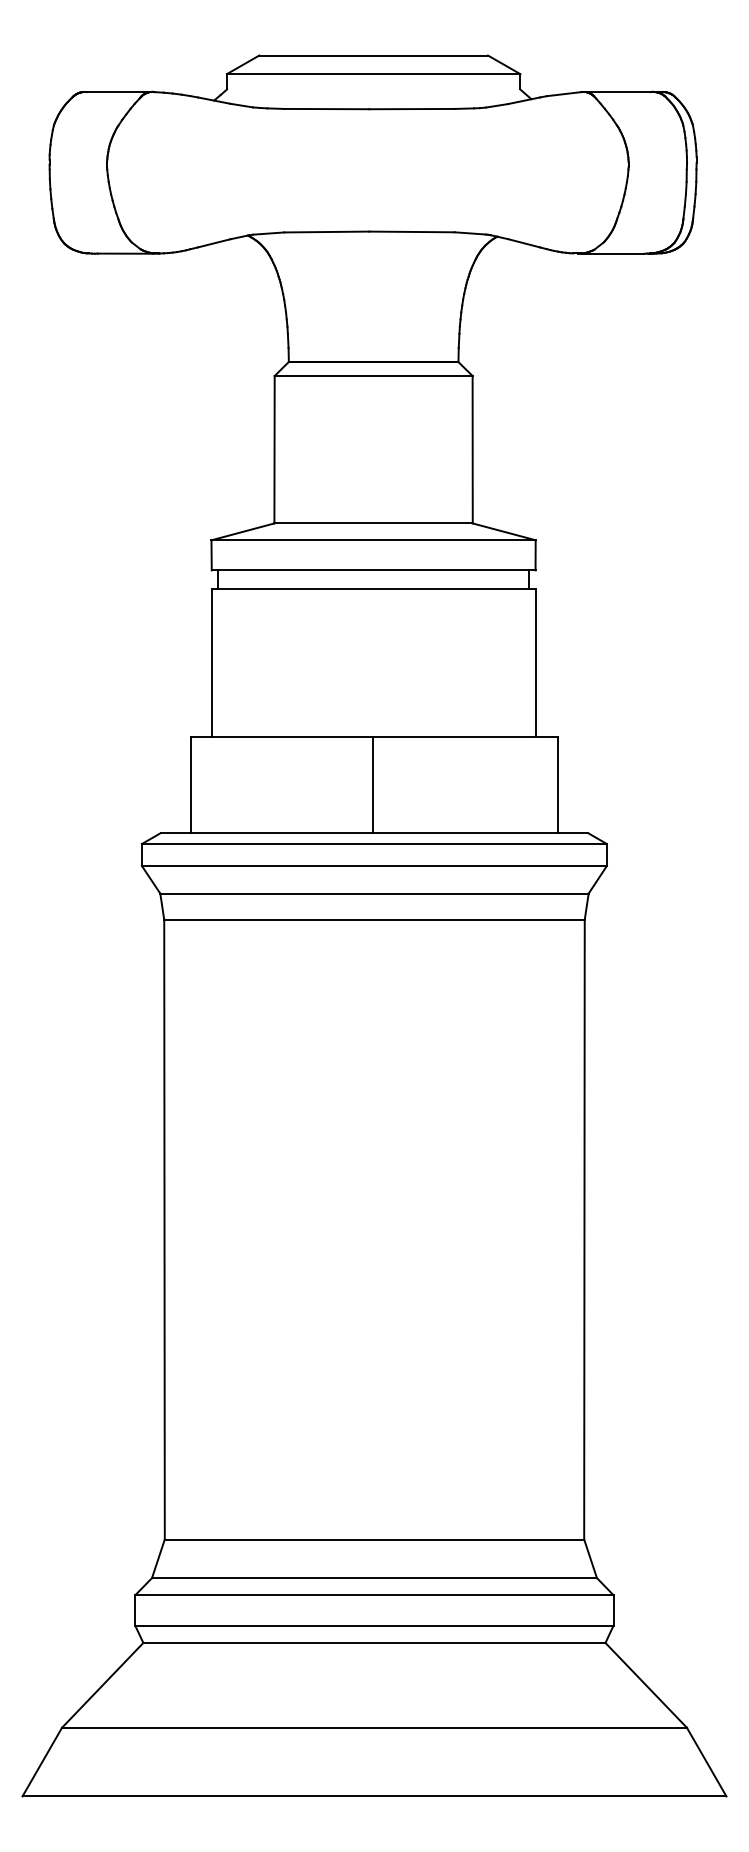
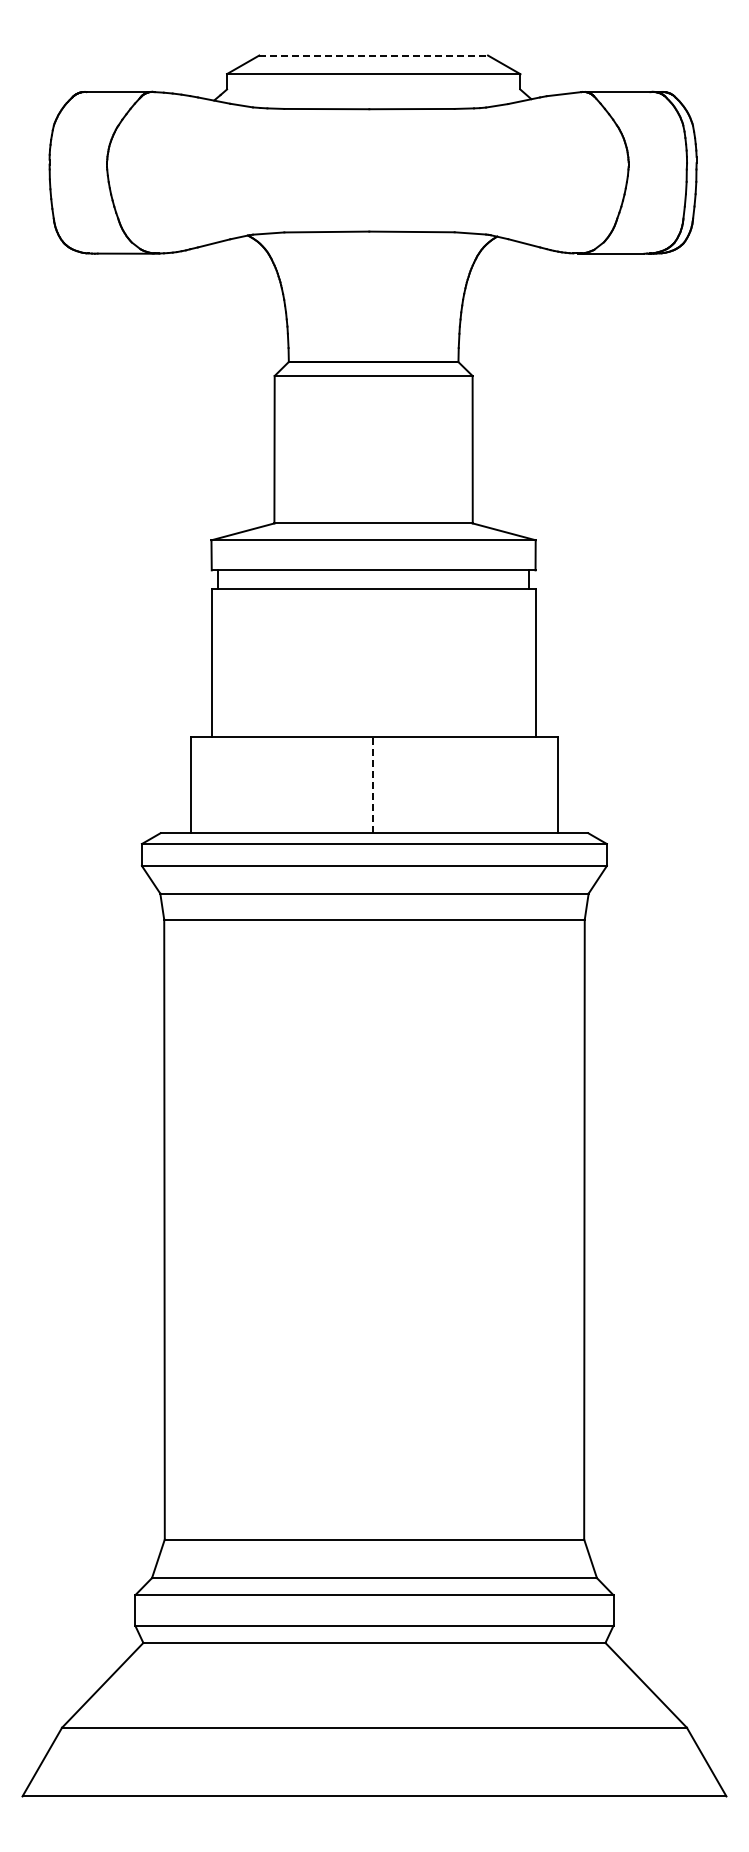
line: solid -> dashed (374, 55)
line: solid -> dashed (372, 784)
